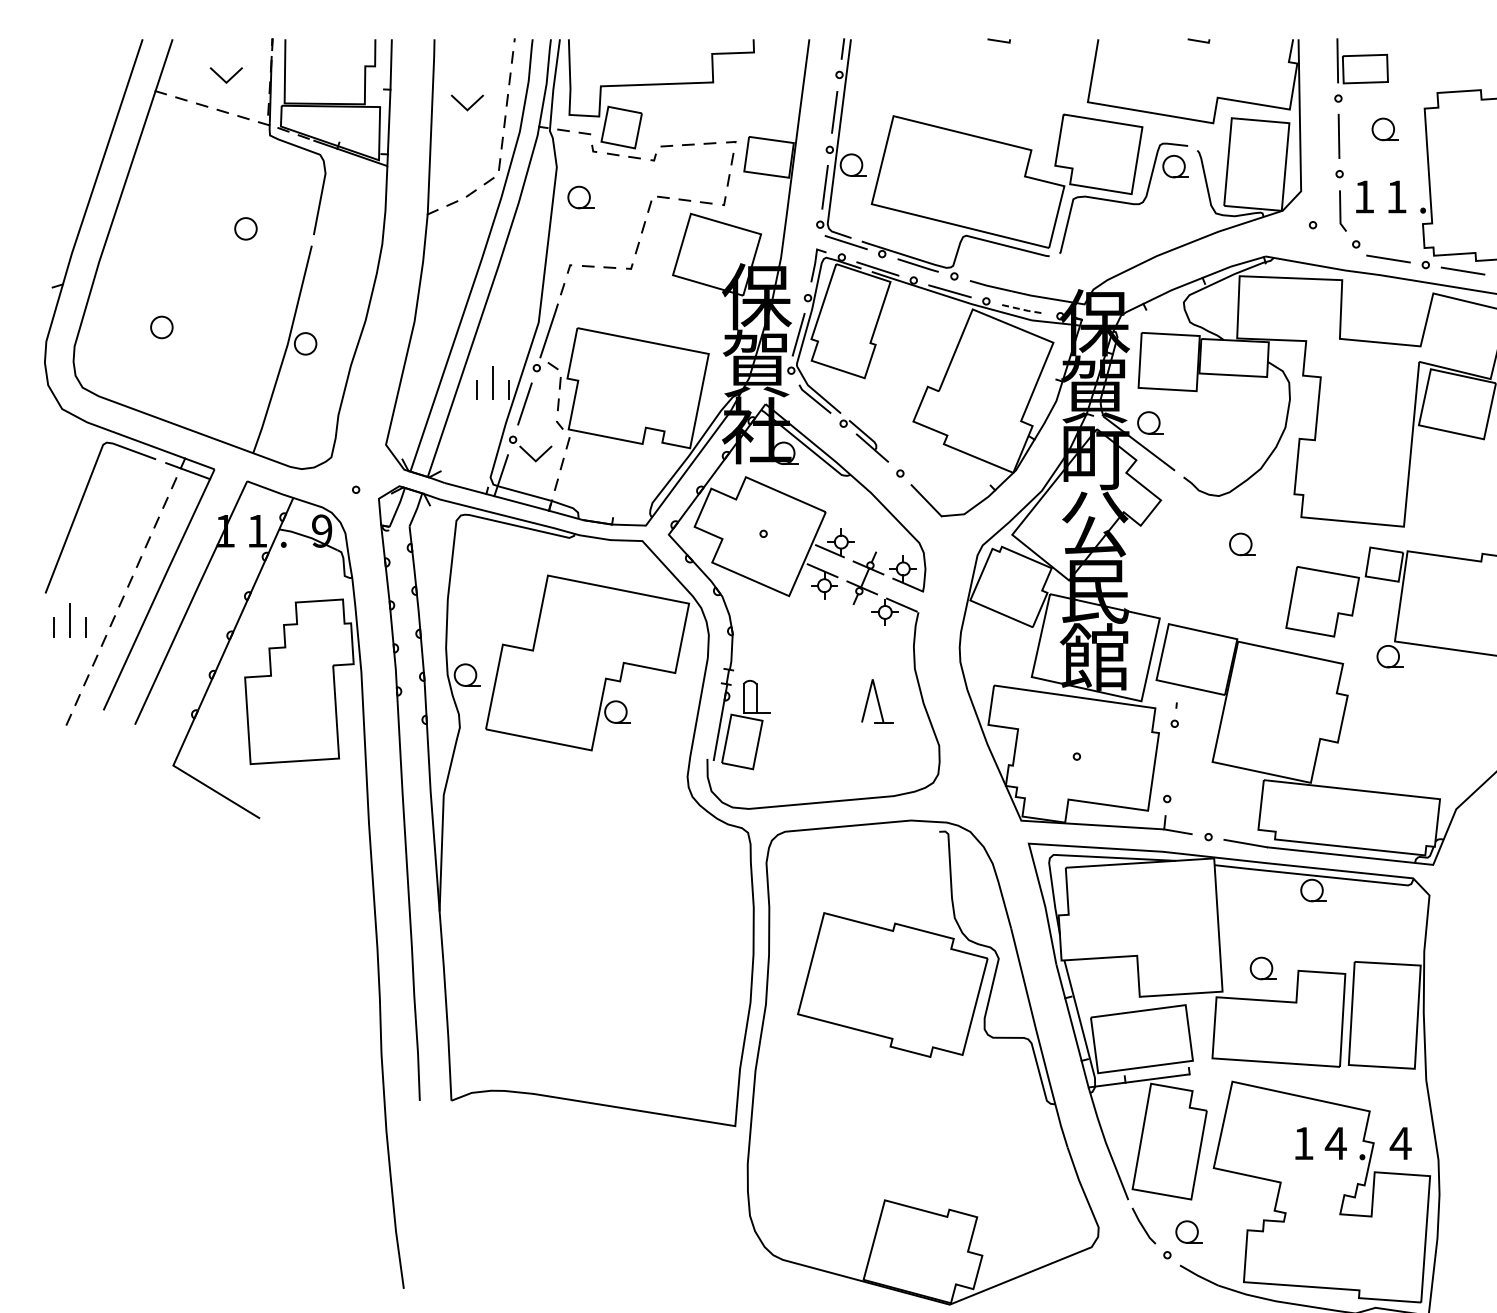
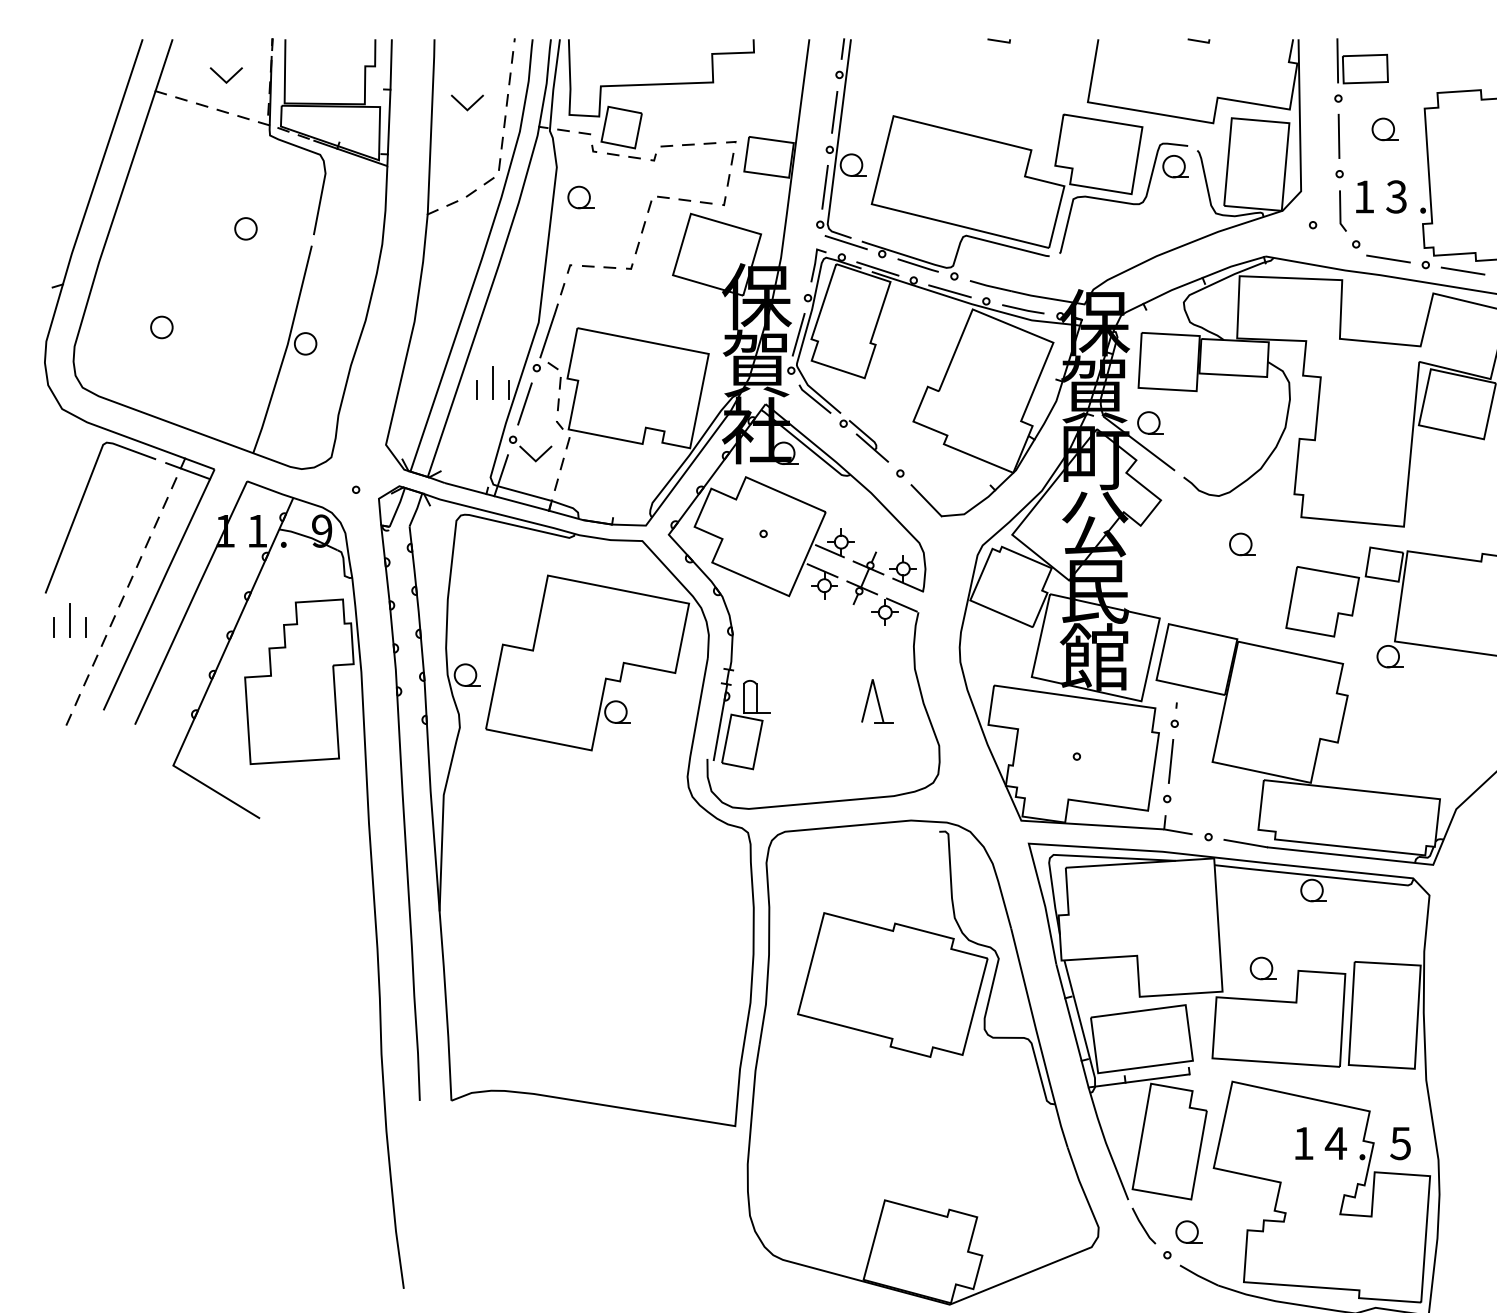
text: 1 -> 3 (1396, 196)
line: dashed -> solid (1024, 310)
line: none -> present (1170, 760)
text: 4 -> 5 (1400, 1143)
